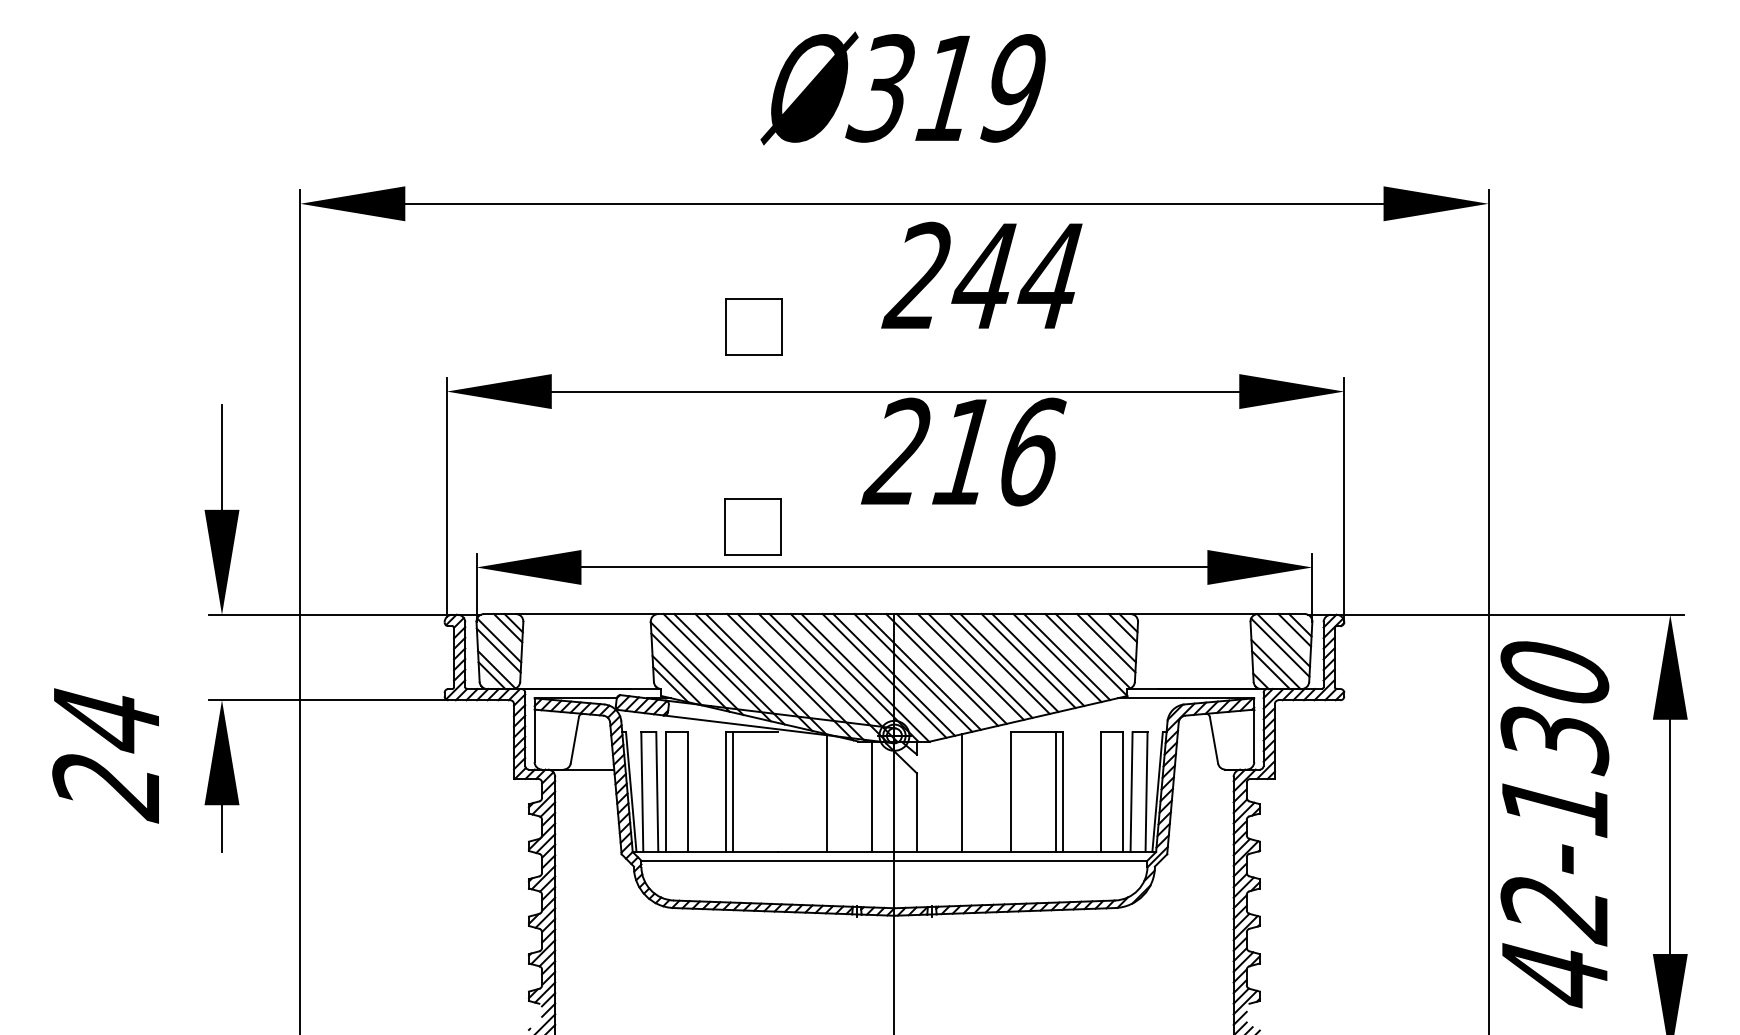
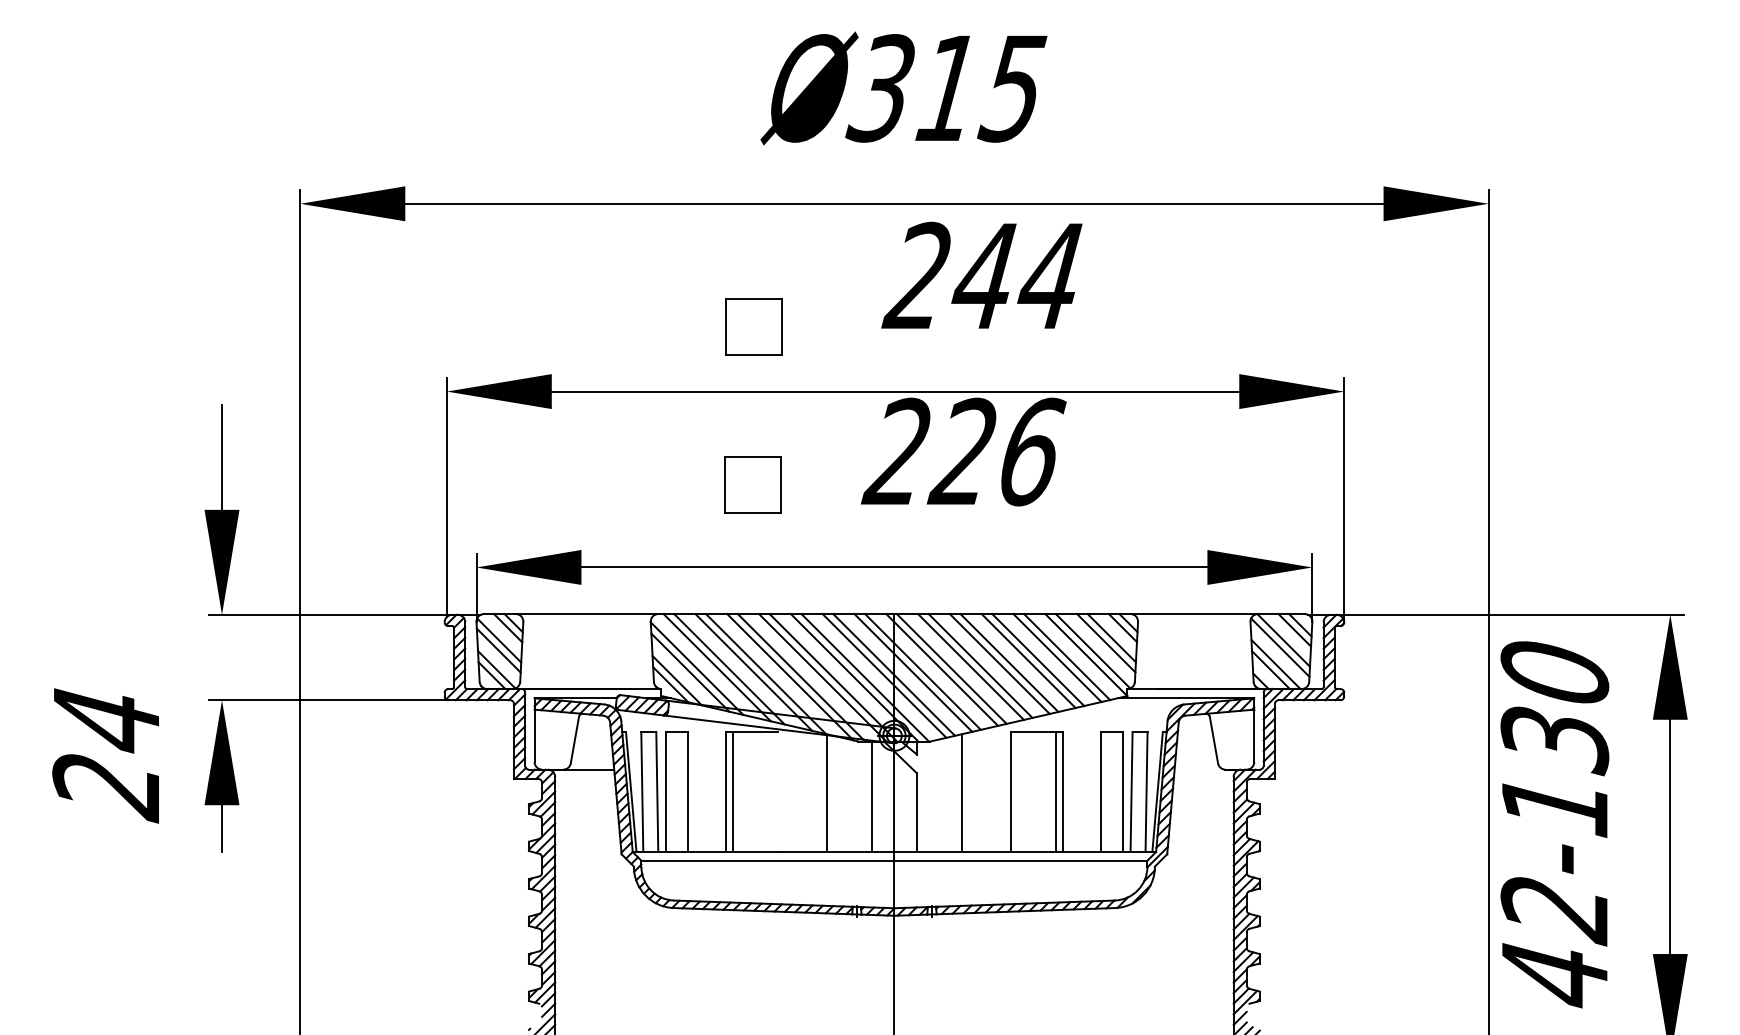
text: Ø319 -> Ø315 (1012, 88)
text: 216 -> 226 (961, 450)
part position: (752, 526) -> (752, 484) (752, 484)
